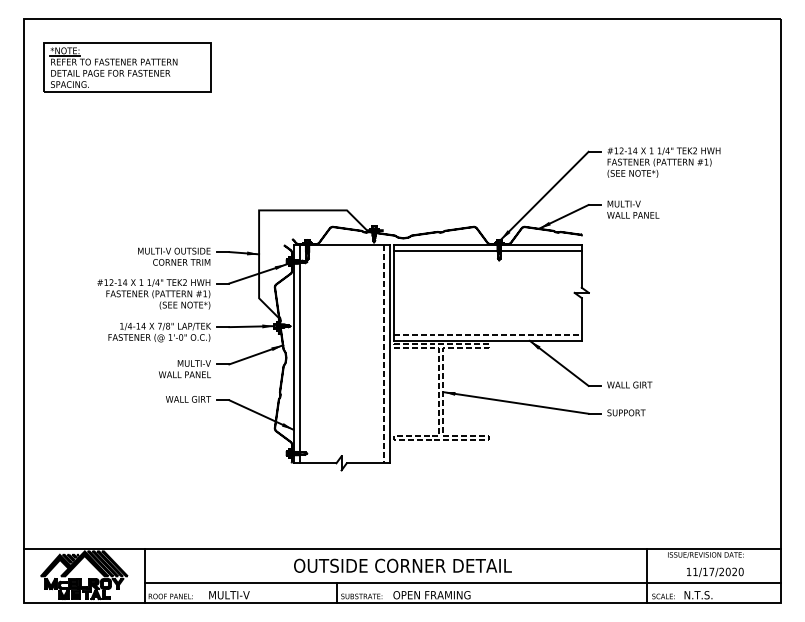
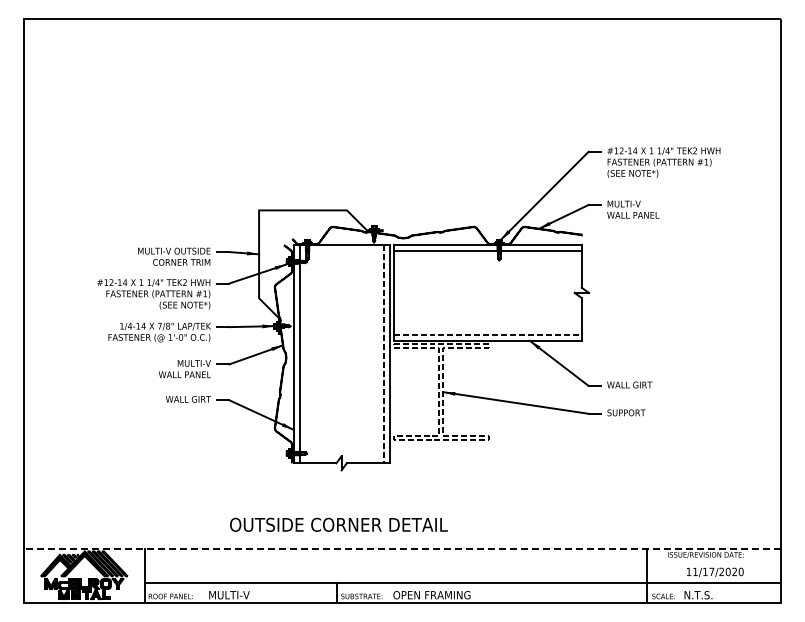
part: present -> none (127, 67)
line: solid -> dashed (402, 548)
text position: (402, 565) -> (338, 524) (338, 524)
